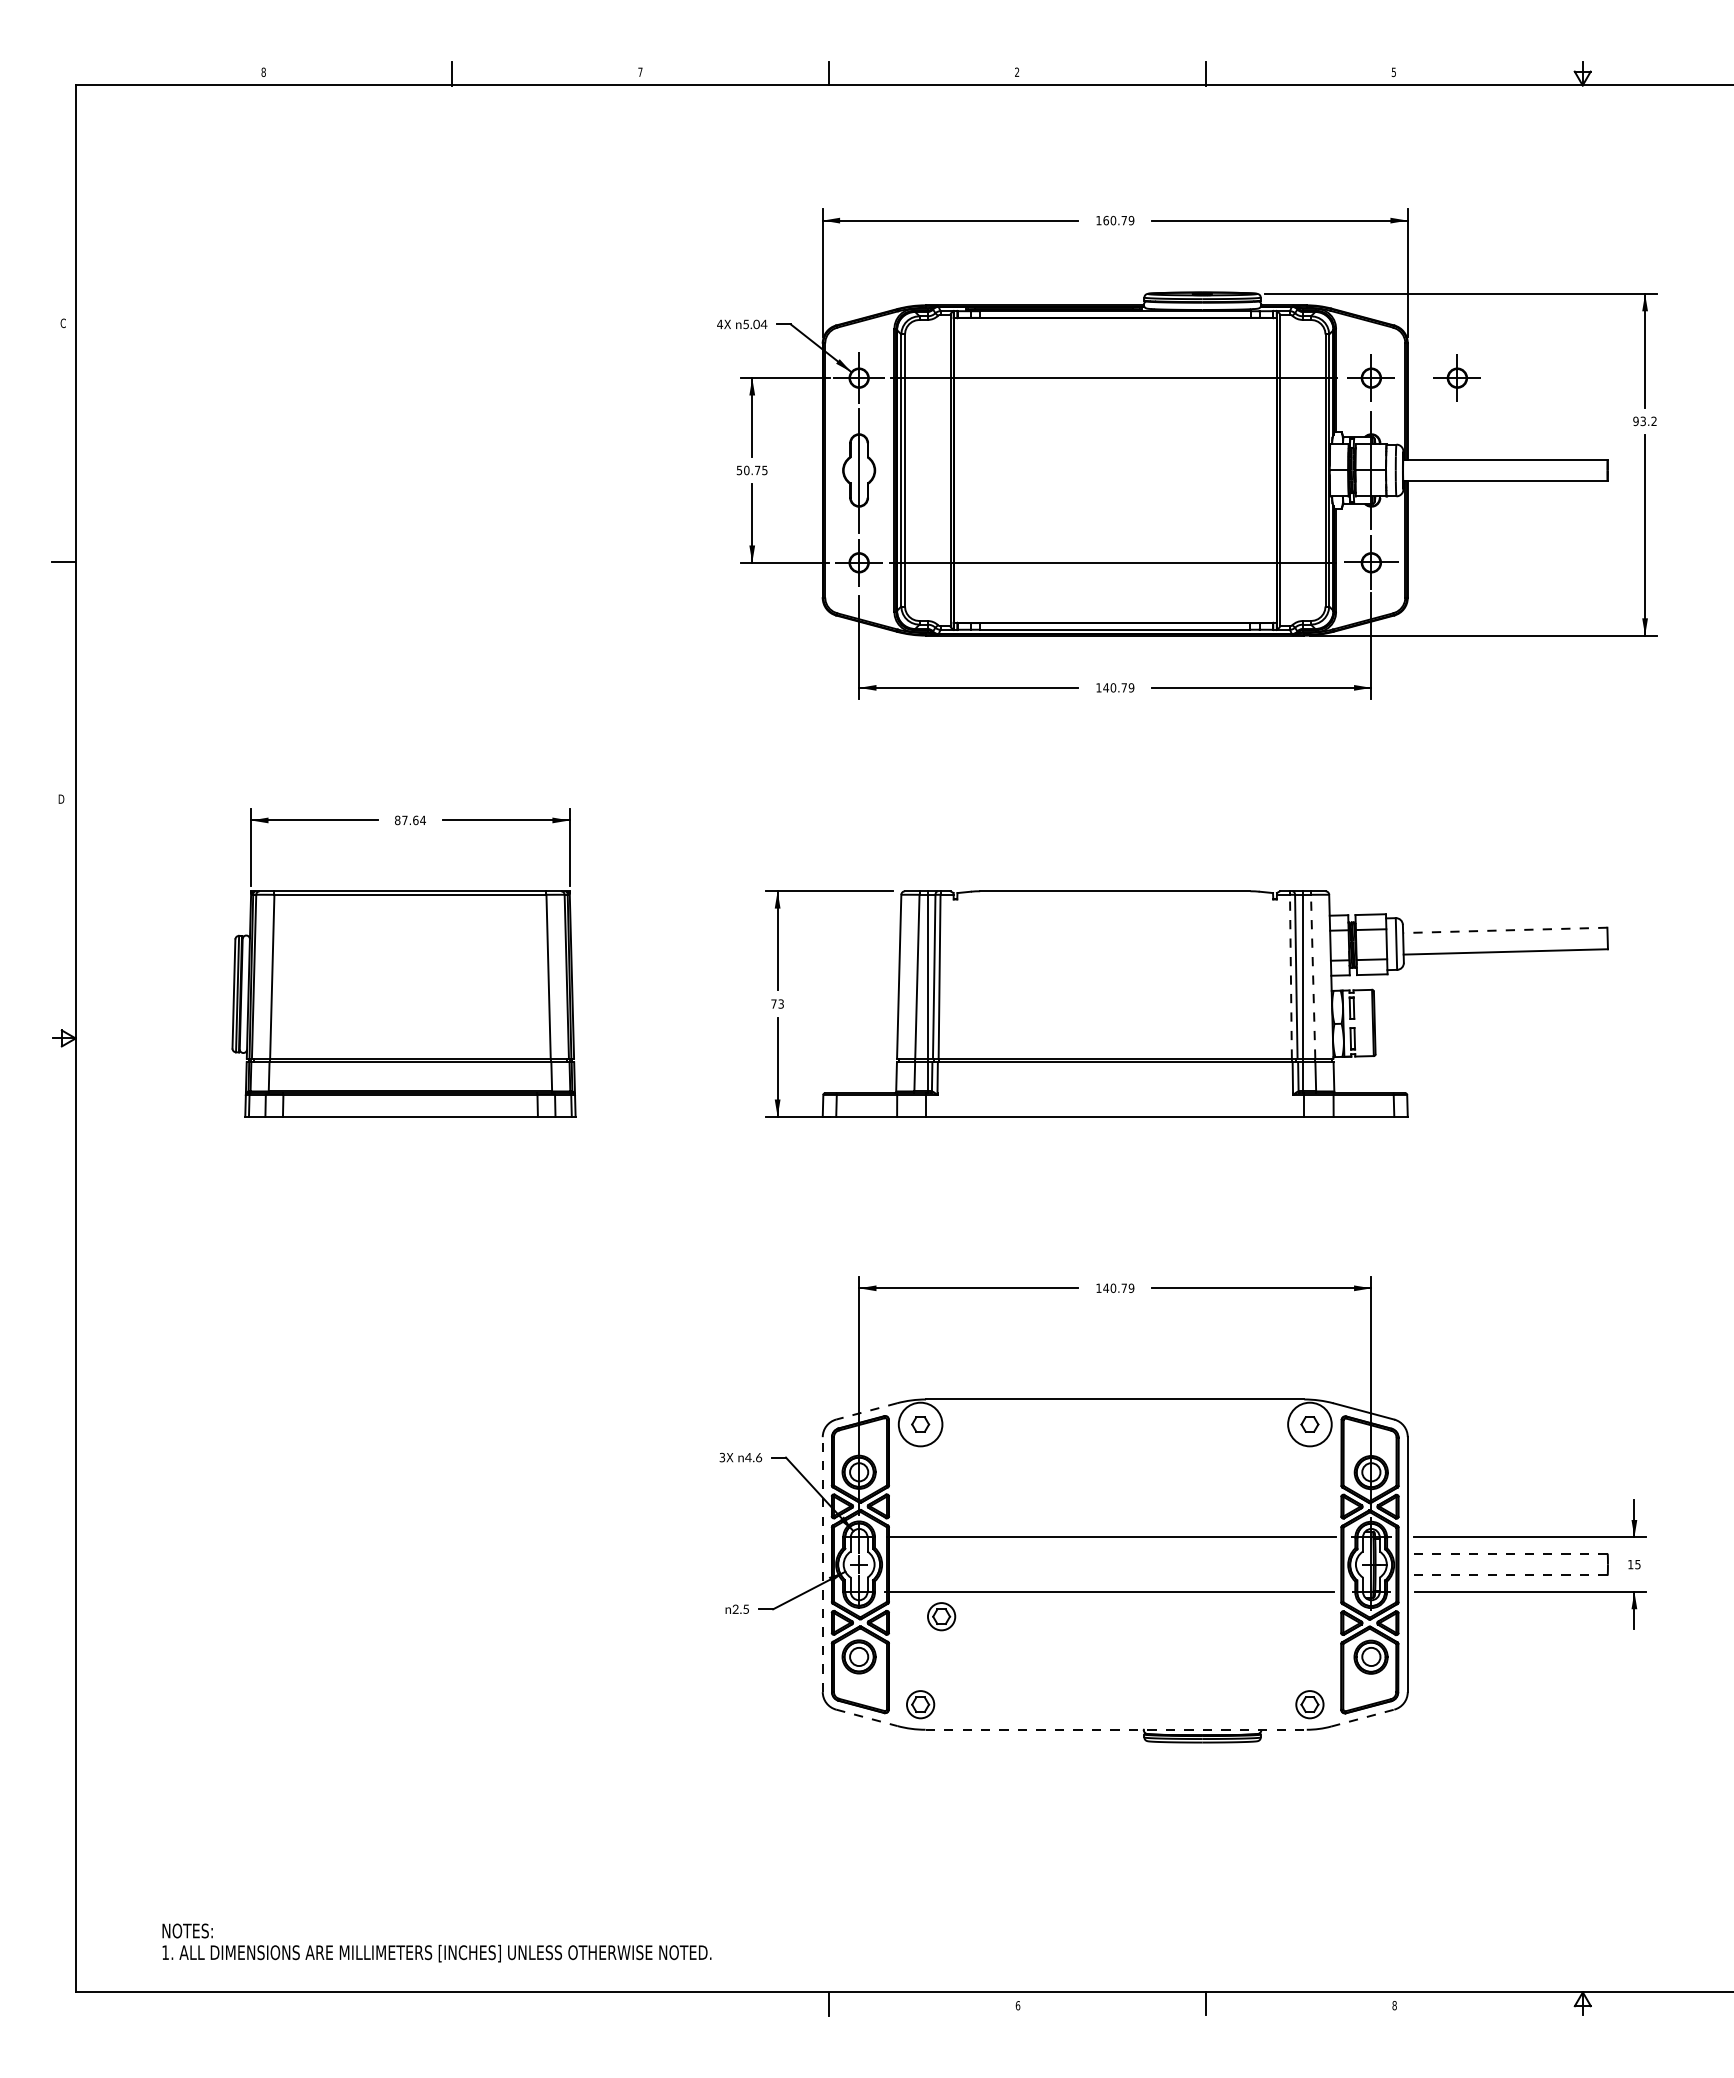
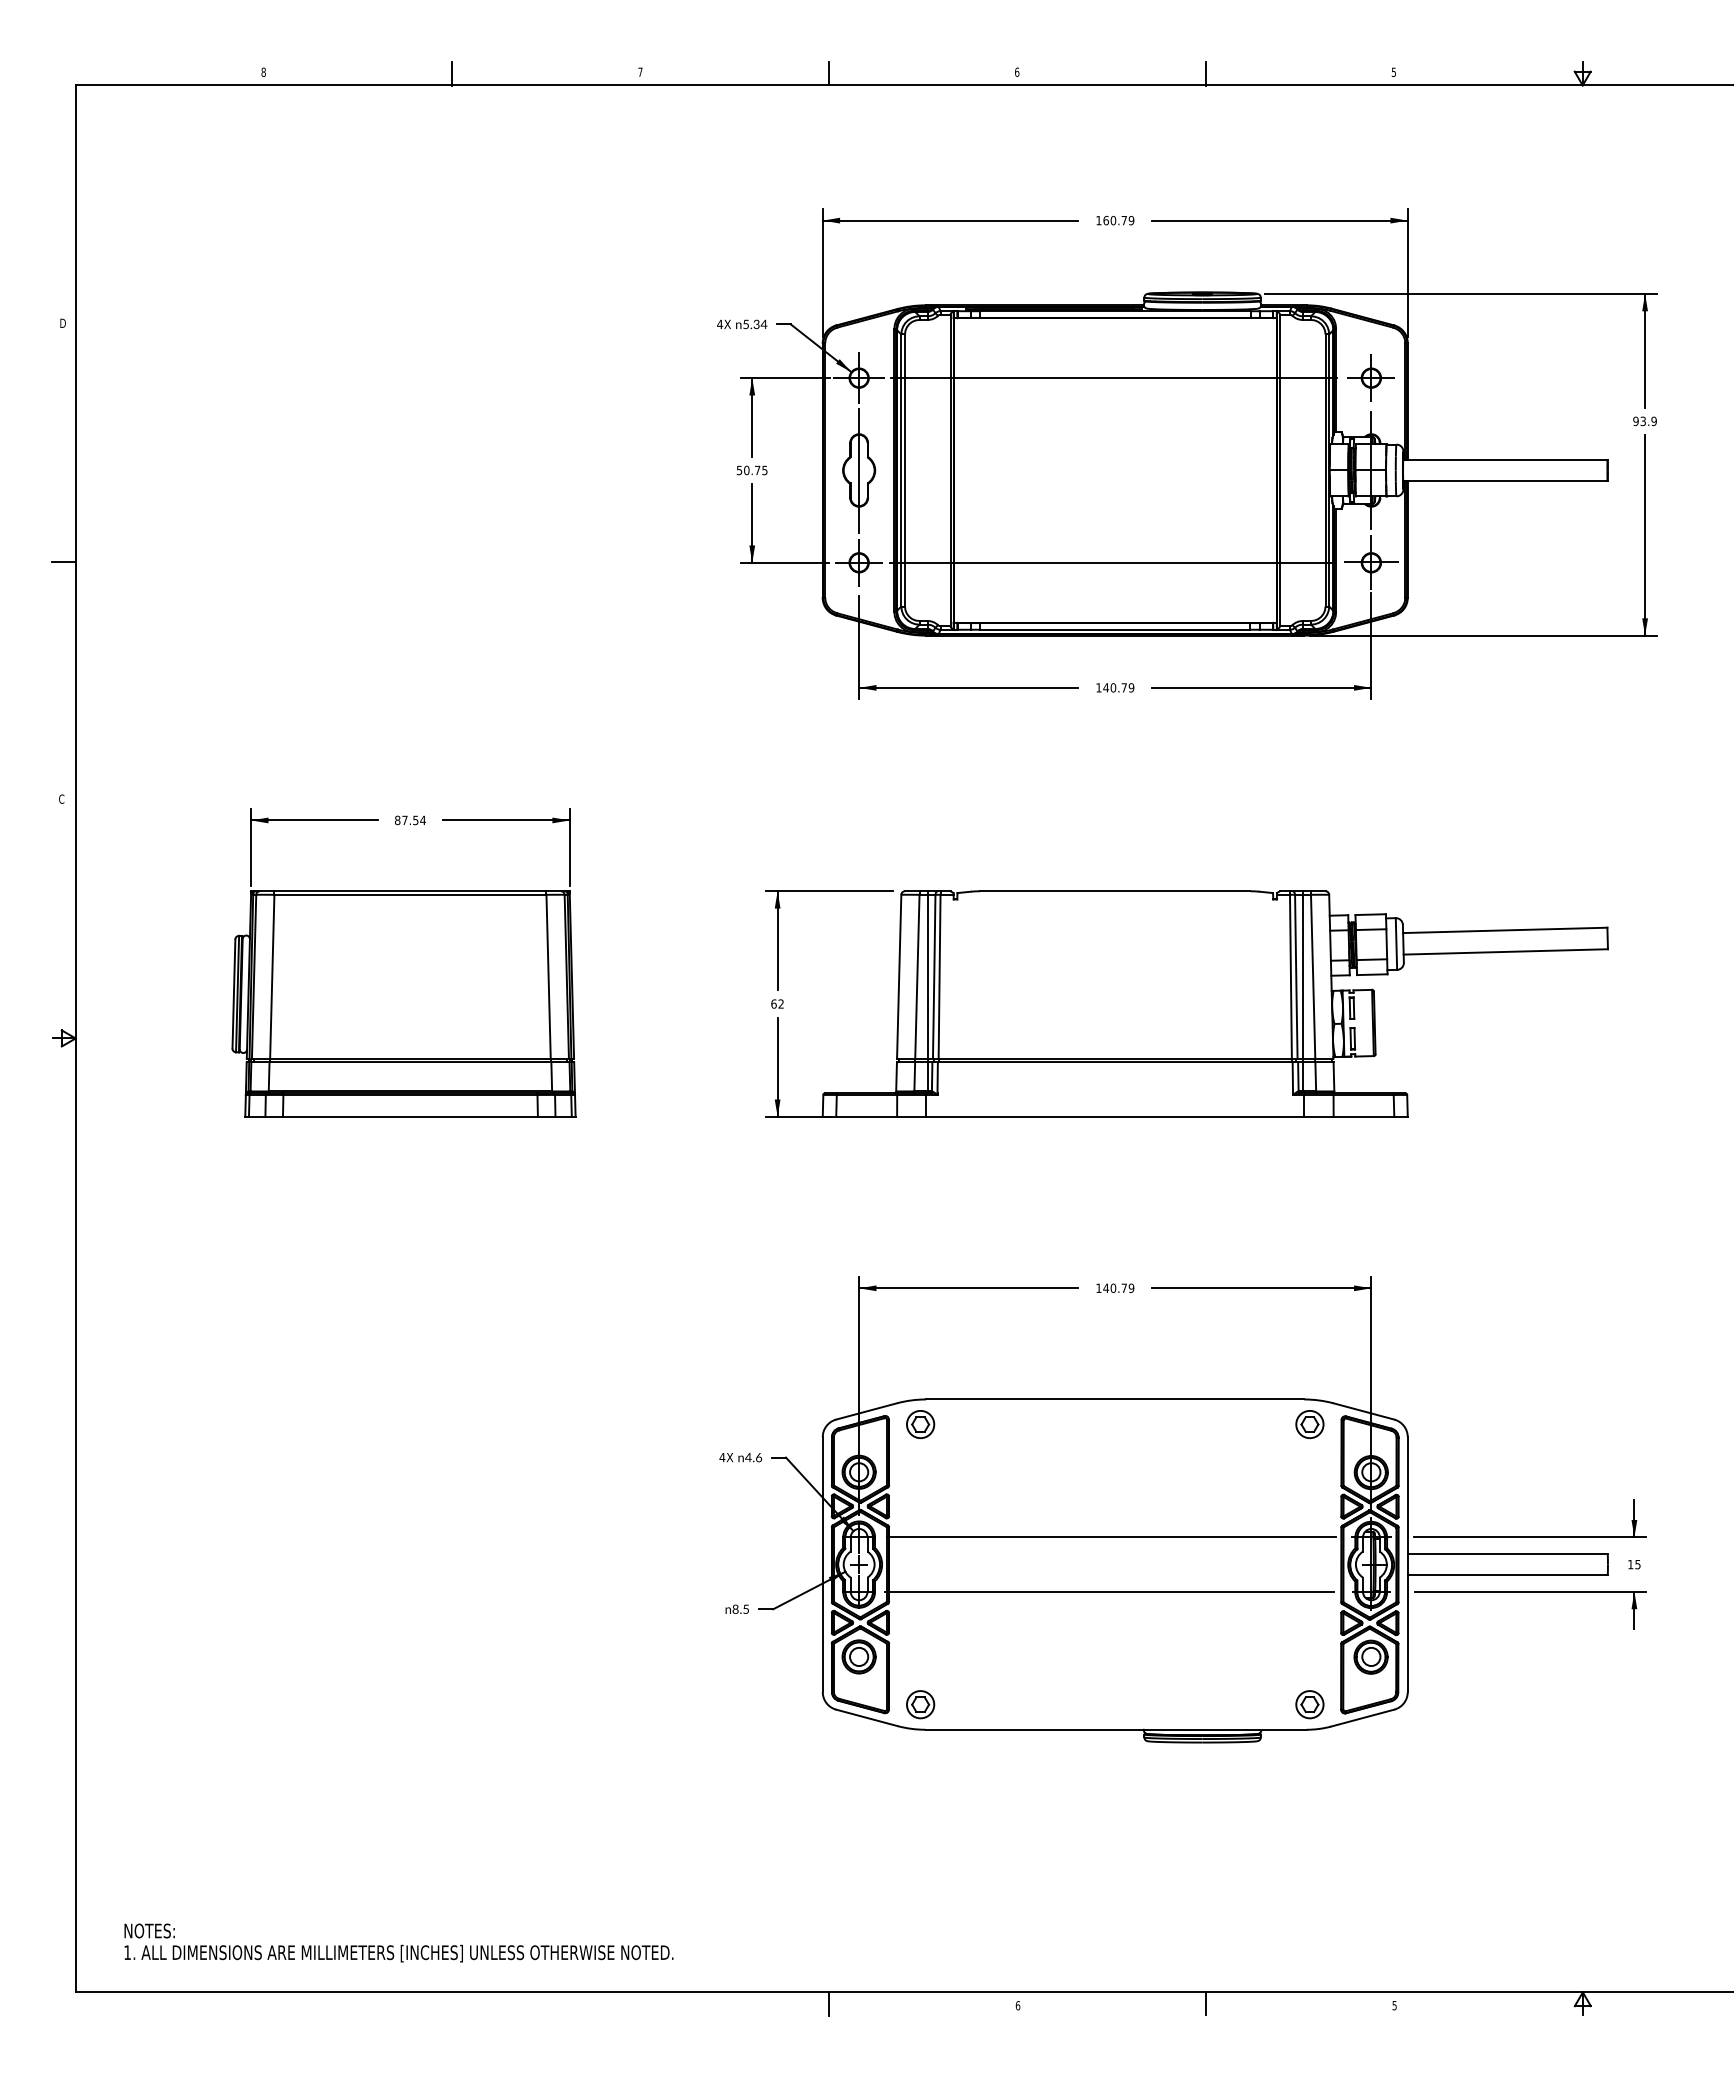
text: 2 -> 6 (1017, 71)
text: C -> D (62, 323)
text: 5.04 -> 5.34 (756, 324)
part: present -> none (1456, 377)
text: 93.2 -> 93.9 (1653, 421)
text: D -> C (61, 798)
text: 87.64 -> 87.54 (415, 820)
line: dashed -> solid (1504, 930)
line: dashed -> solid (1290, 976)
line: dashed -> solid (1313, 976)
text: 73 -> 62 (777, 1003)
line: dashed -> solid (866, 1411)
circle diameter: 44 px -> 27 px (920, 1424)
circle diameter: 44 px -> 27 px (1309, 1424)
text: 3X -> 4X (722, 1457)
line: dashed -> solid (1507, 1553)
line: dashed -> solid (822, 1564)
line: dashed -> solid (1507, 1575)
text: 2.5 -> 8.5 (735, 1609)
part: present -> none (941, 1616)
line: dashed -> solid (866, 1717)
line: dashed -> solid (1362, 1718)
line: dashed -> solid (1116, 1729)
text position: (436, 1942) -> (398, 1942) (398, 1942)
text: 8 -> 5 (1394, 2005)
